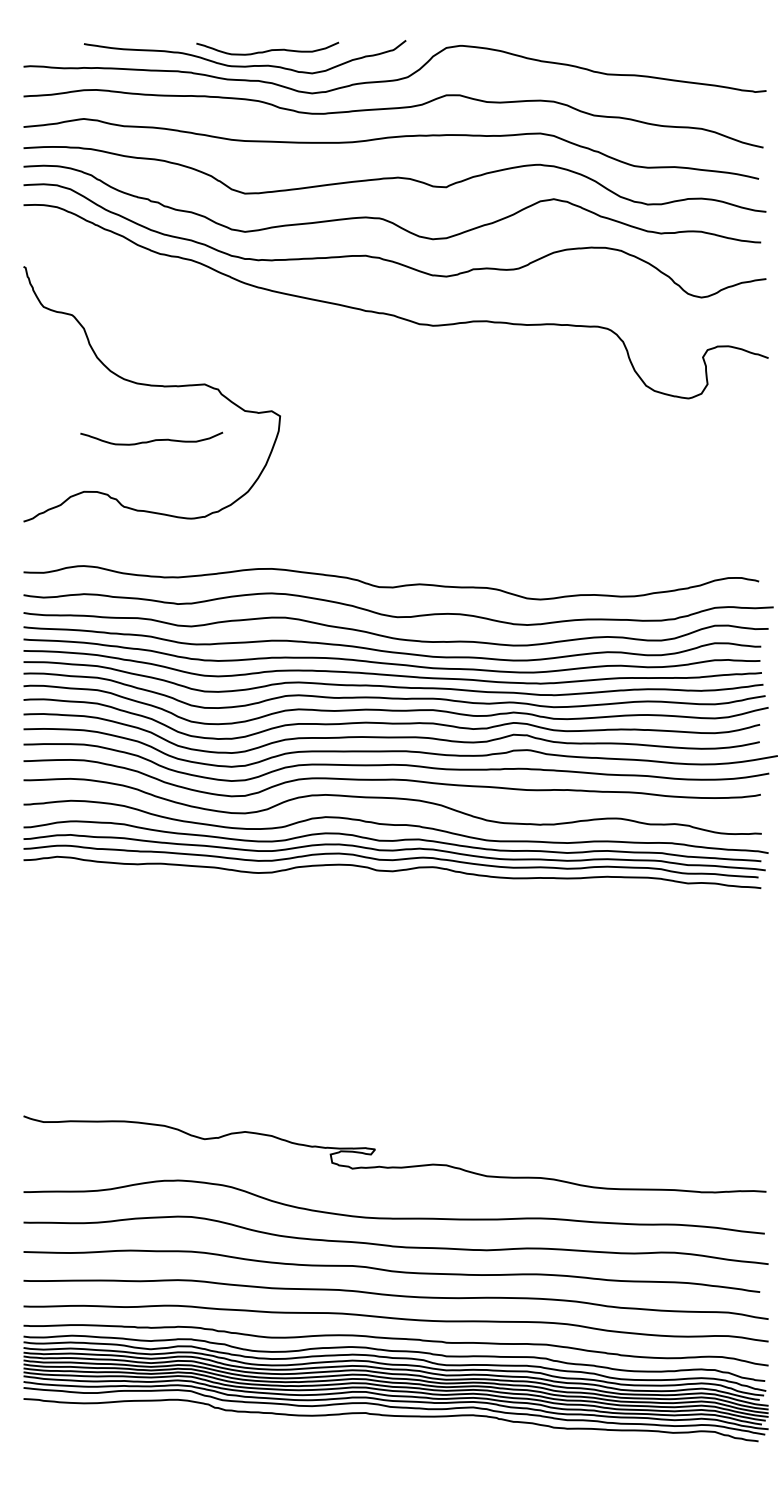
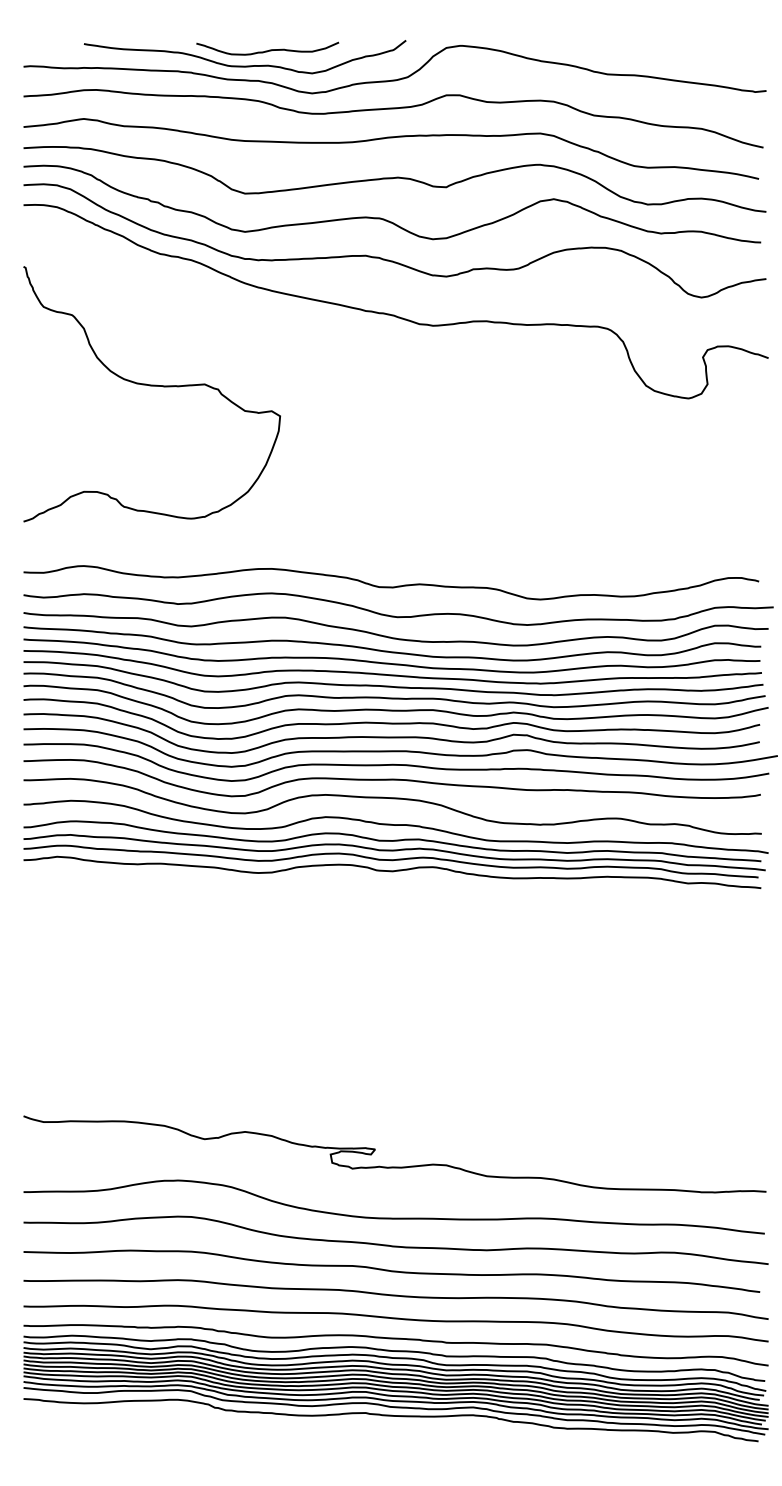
curve: present -> none (151, 440)
